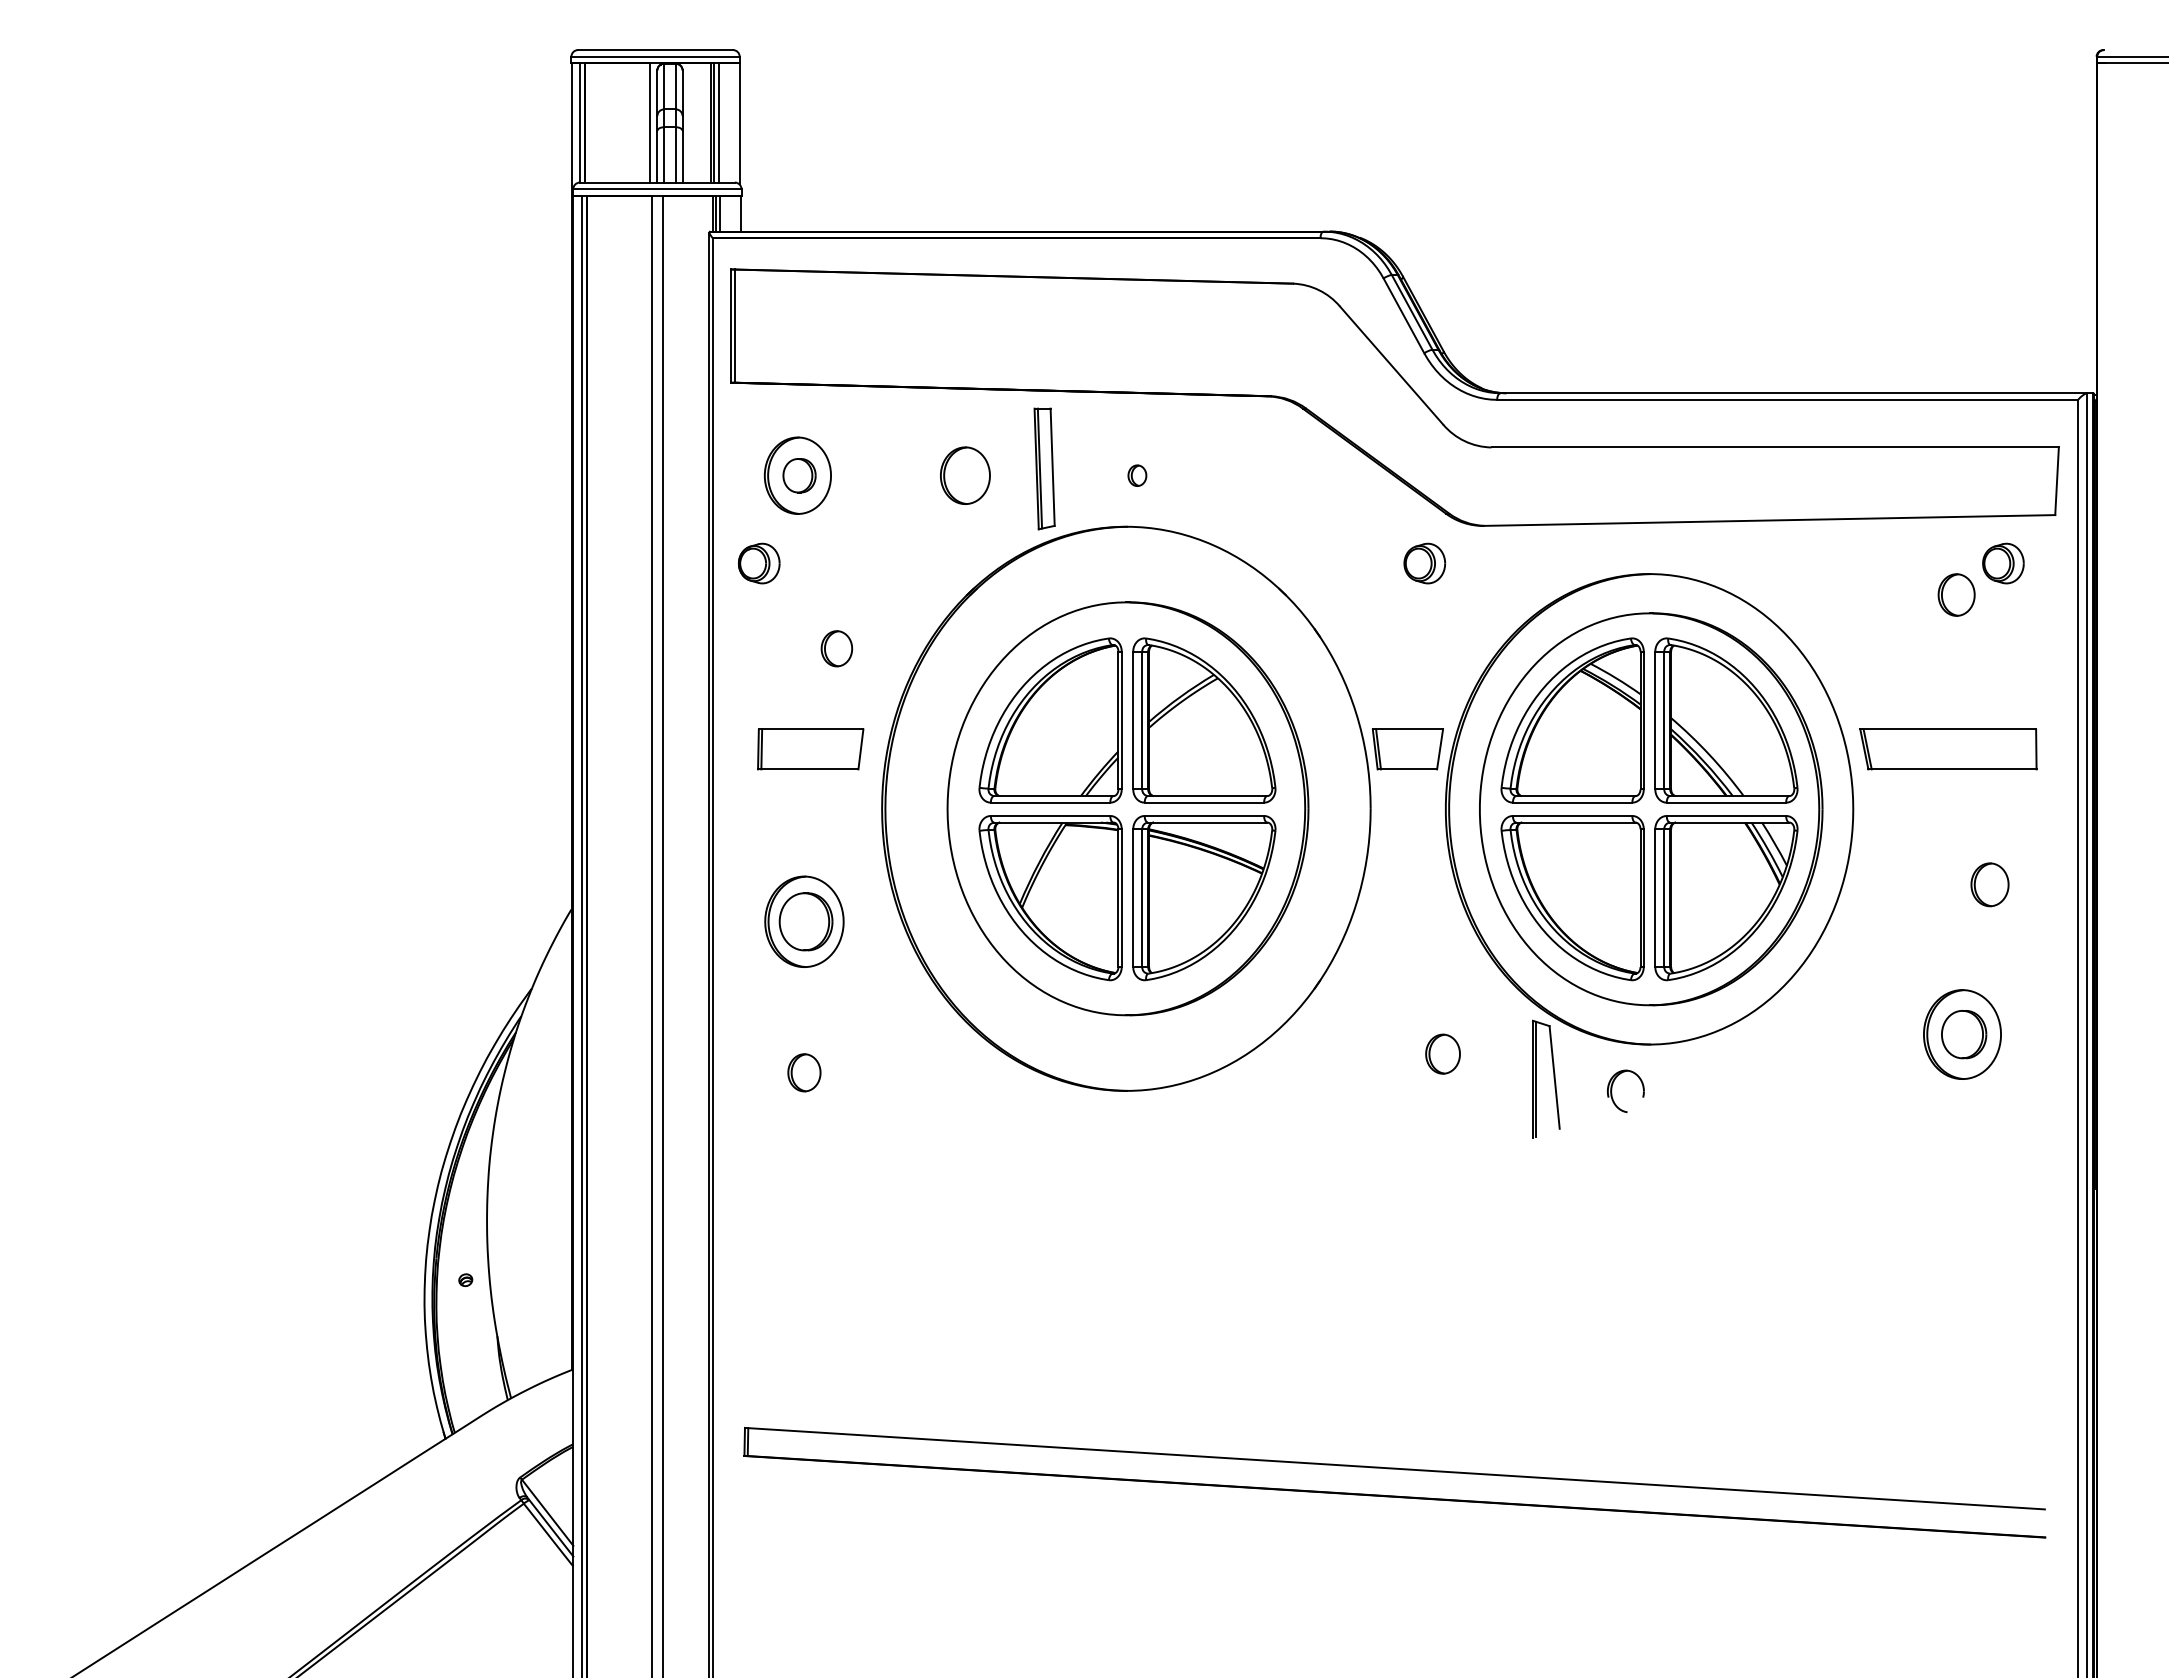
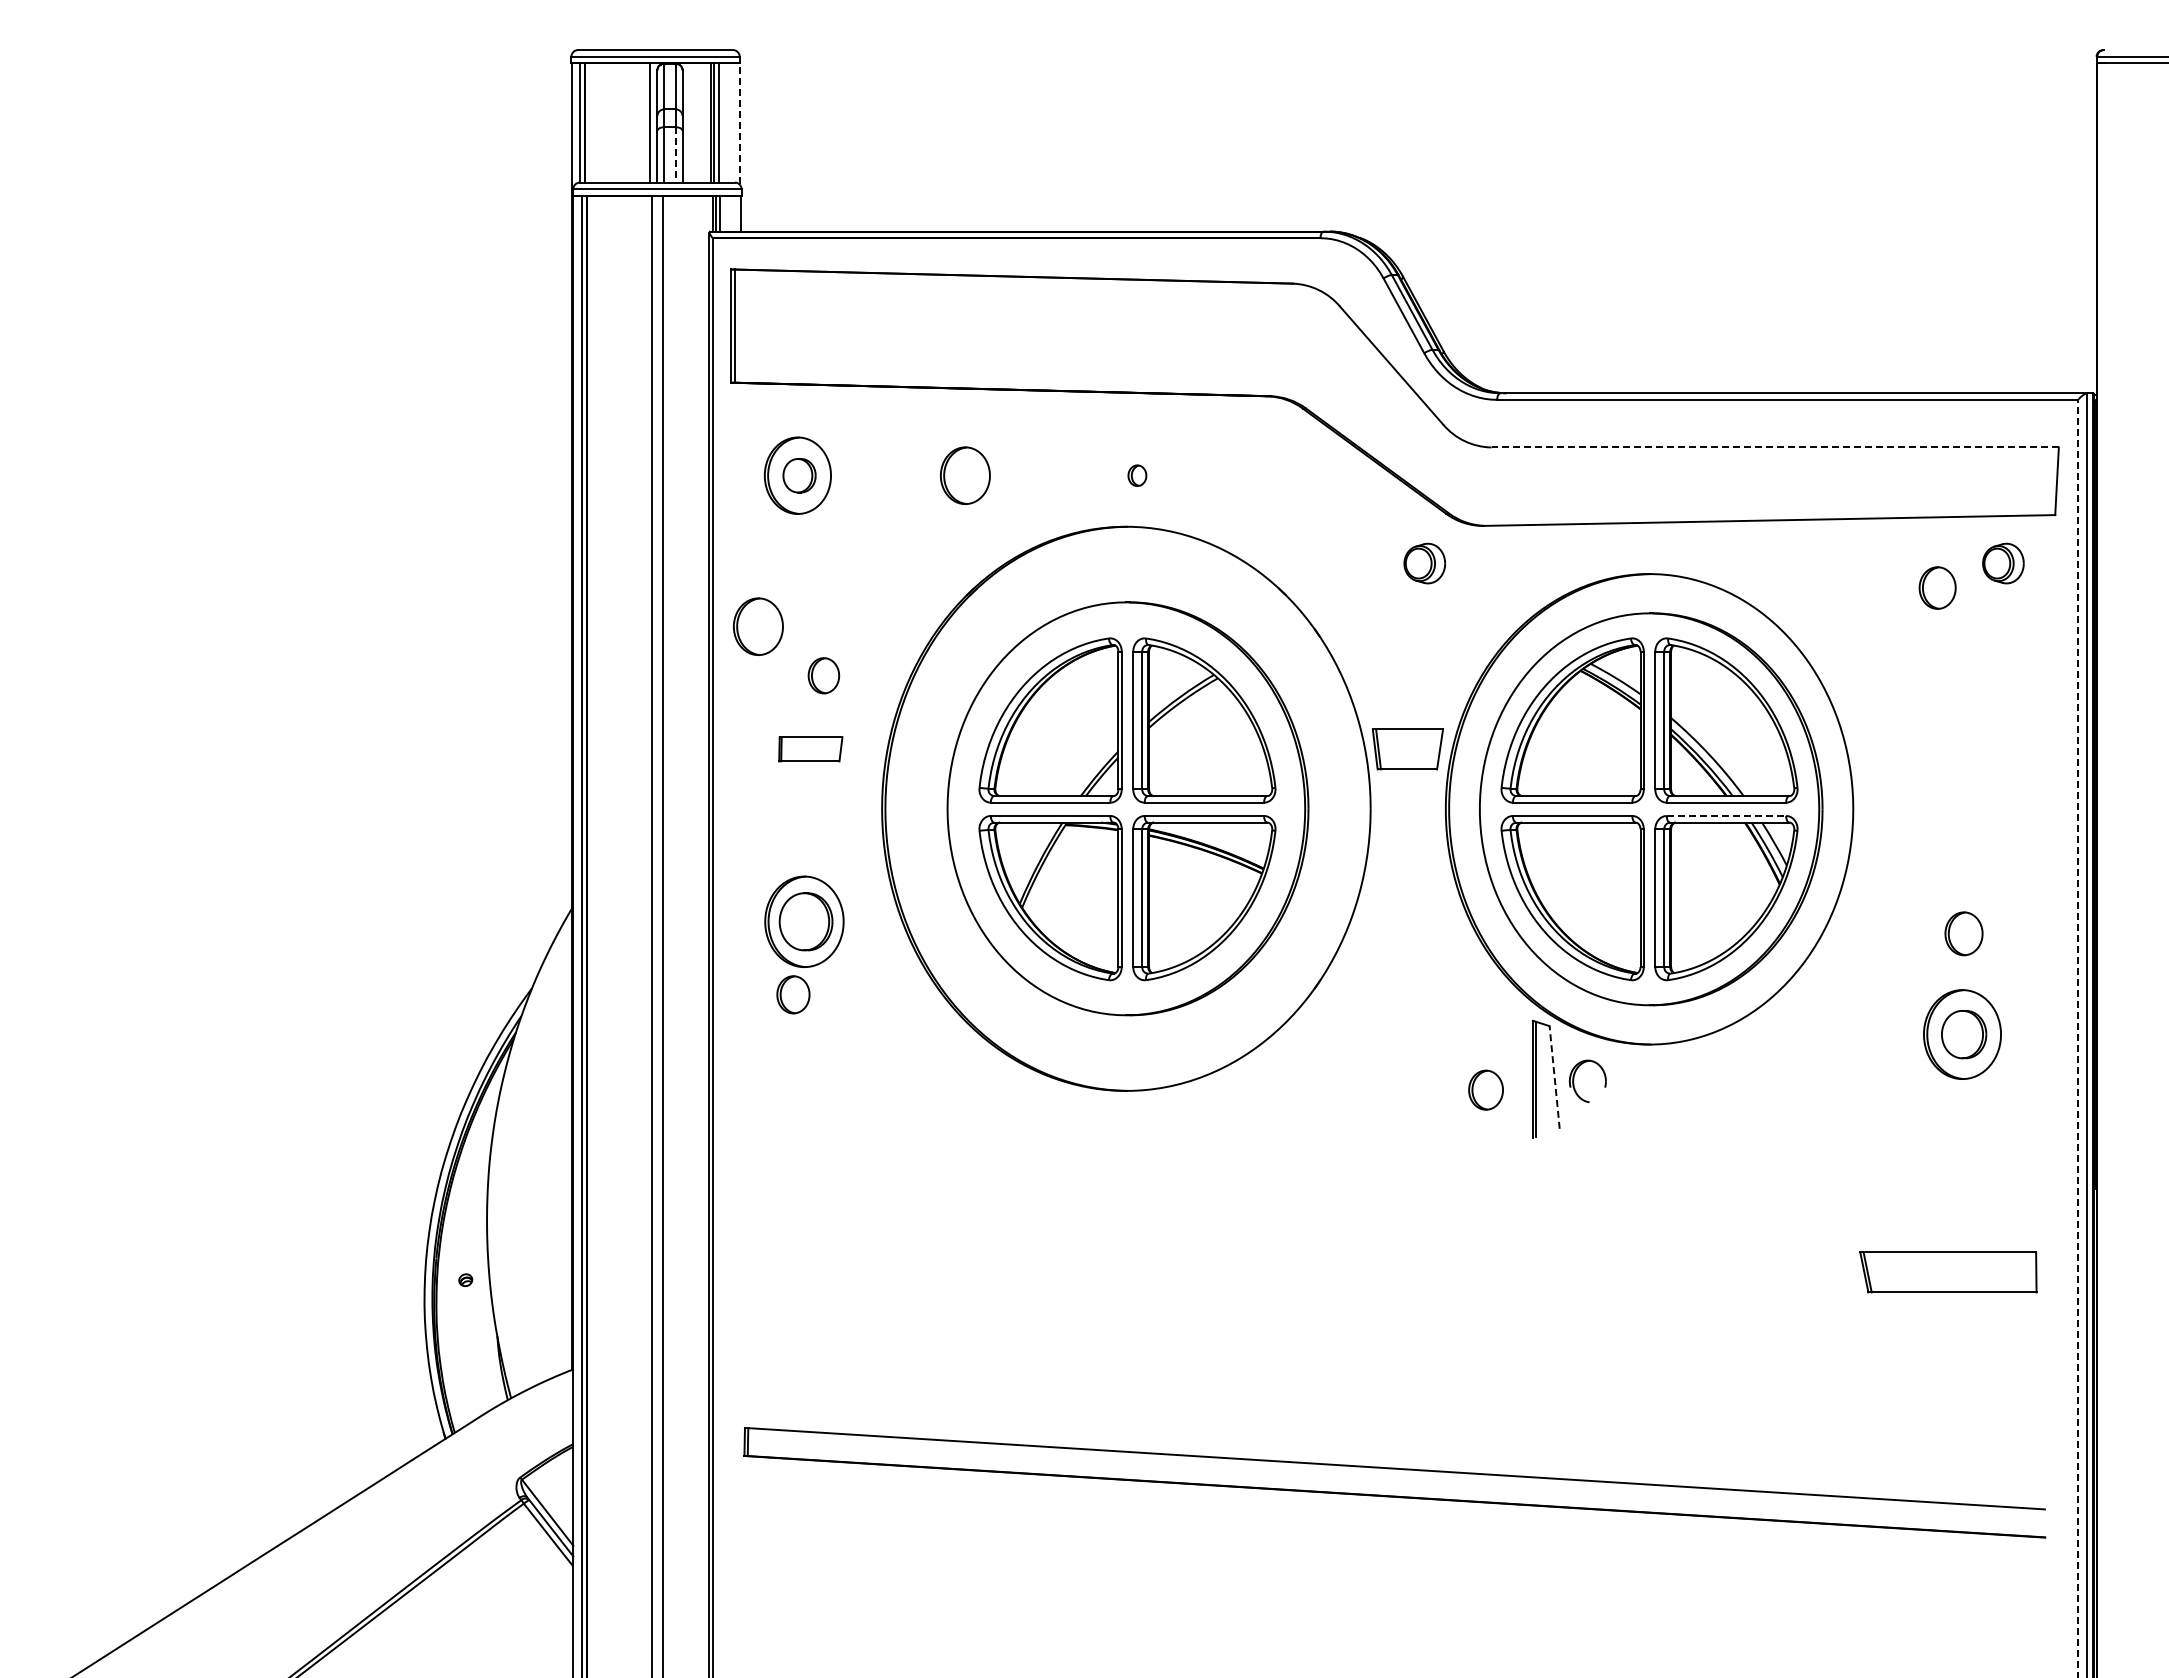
line: solid -> dashed (739, 123)
line: solid -> dashed (675, 154)
line: solid -> dashed (1775, 447)
part: present -> none (1044, 468)
part: present -> none (759, 563)
part position: (1956, 594) -> (1937, 587) (1937, 587)
part: none -> present (758, 626)
part position: (836, 648) -> (823, 675) (823, 675)
part size: 108x43 px -> 66x27 px (810, 749)
part position: (1948, 749) -> (1948, 1272) (1948, 1272)
line: solid -> dashed (1726, 815)
part position: (1989, 884) -> (1963, 933) (1963, 933)
line: solid -> dashed (2078, 1038)
part position: (1442, 1053) -> (1485, 1089) (1485, 1089)
part position: (804, 1072) -> (793, 994) (793, 994)
line: solid -> dashed (1554, 1077)
part position: (1612, 1090) -> (1574, 1080) (1574, 1080)
